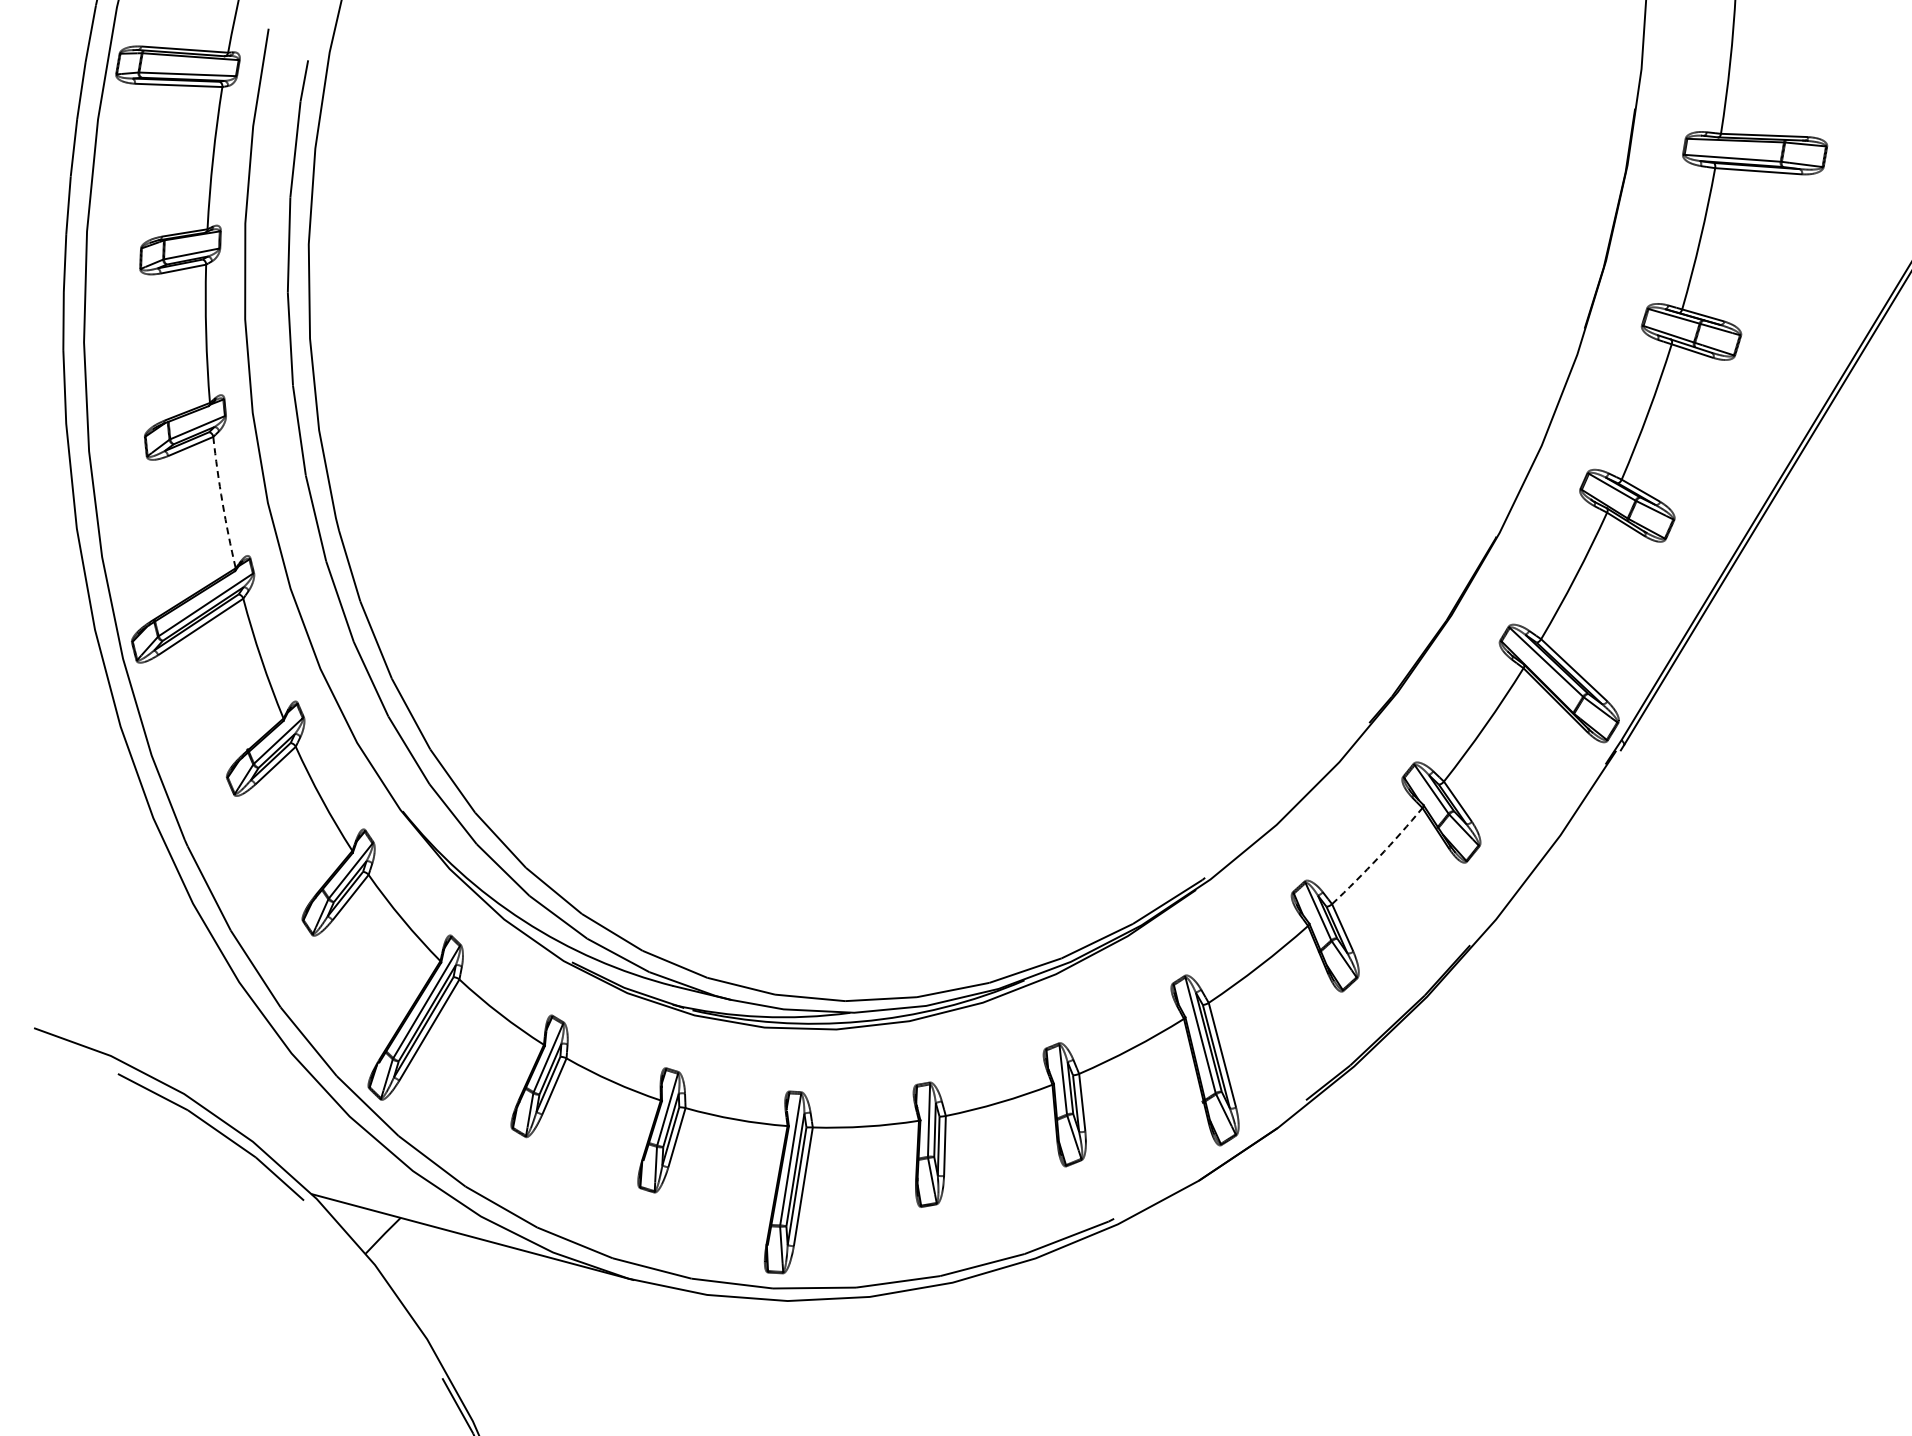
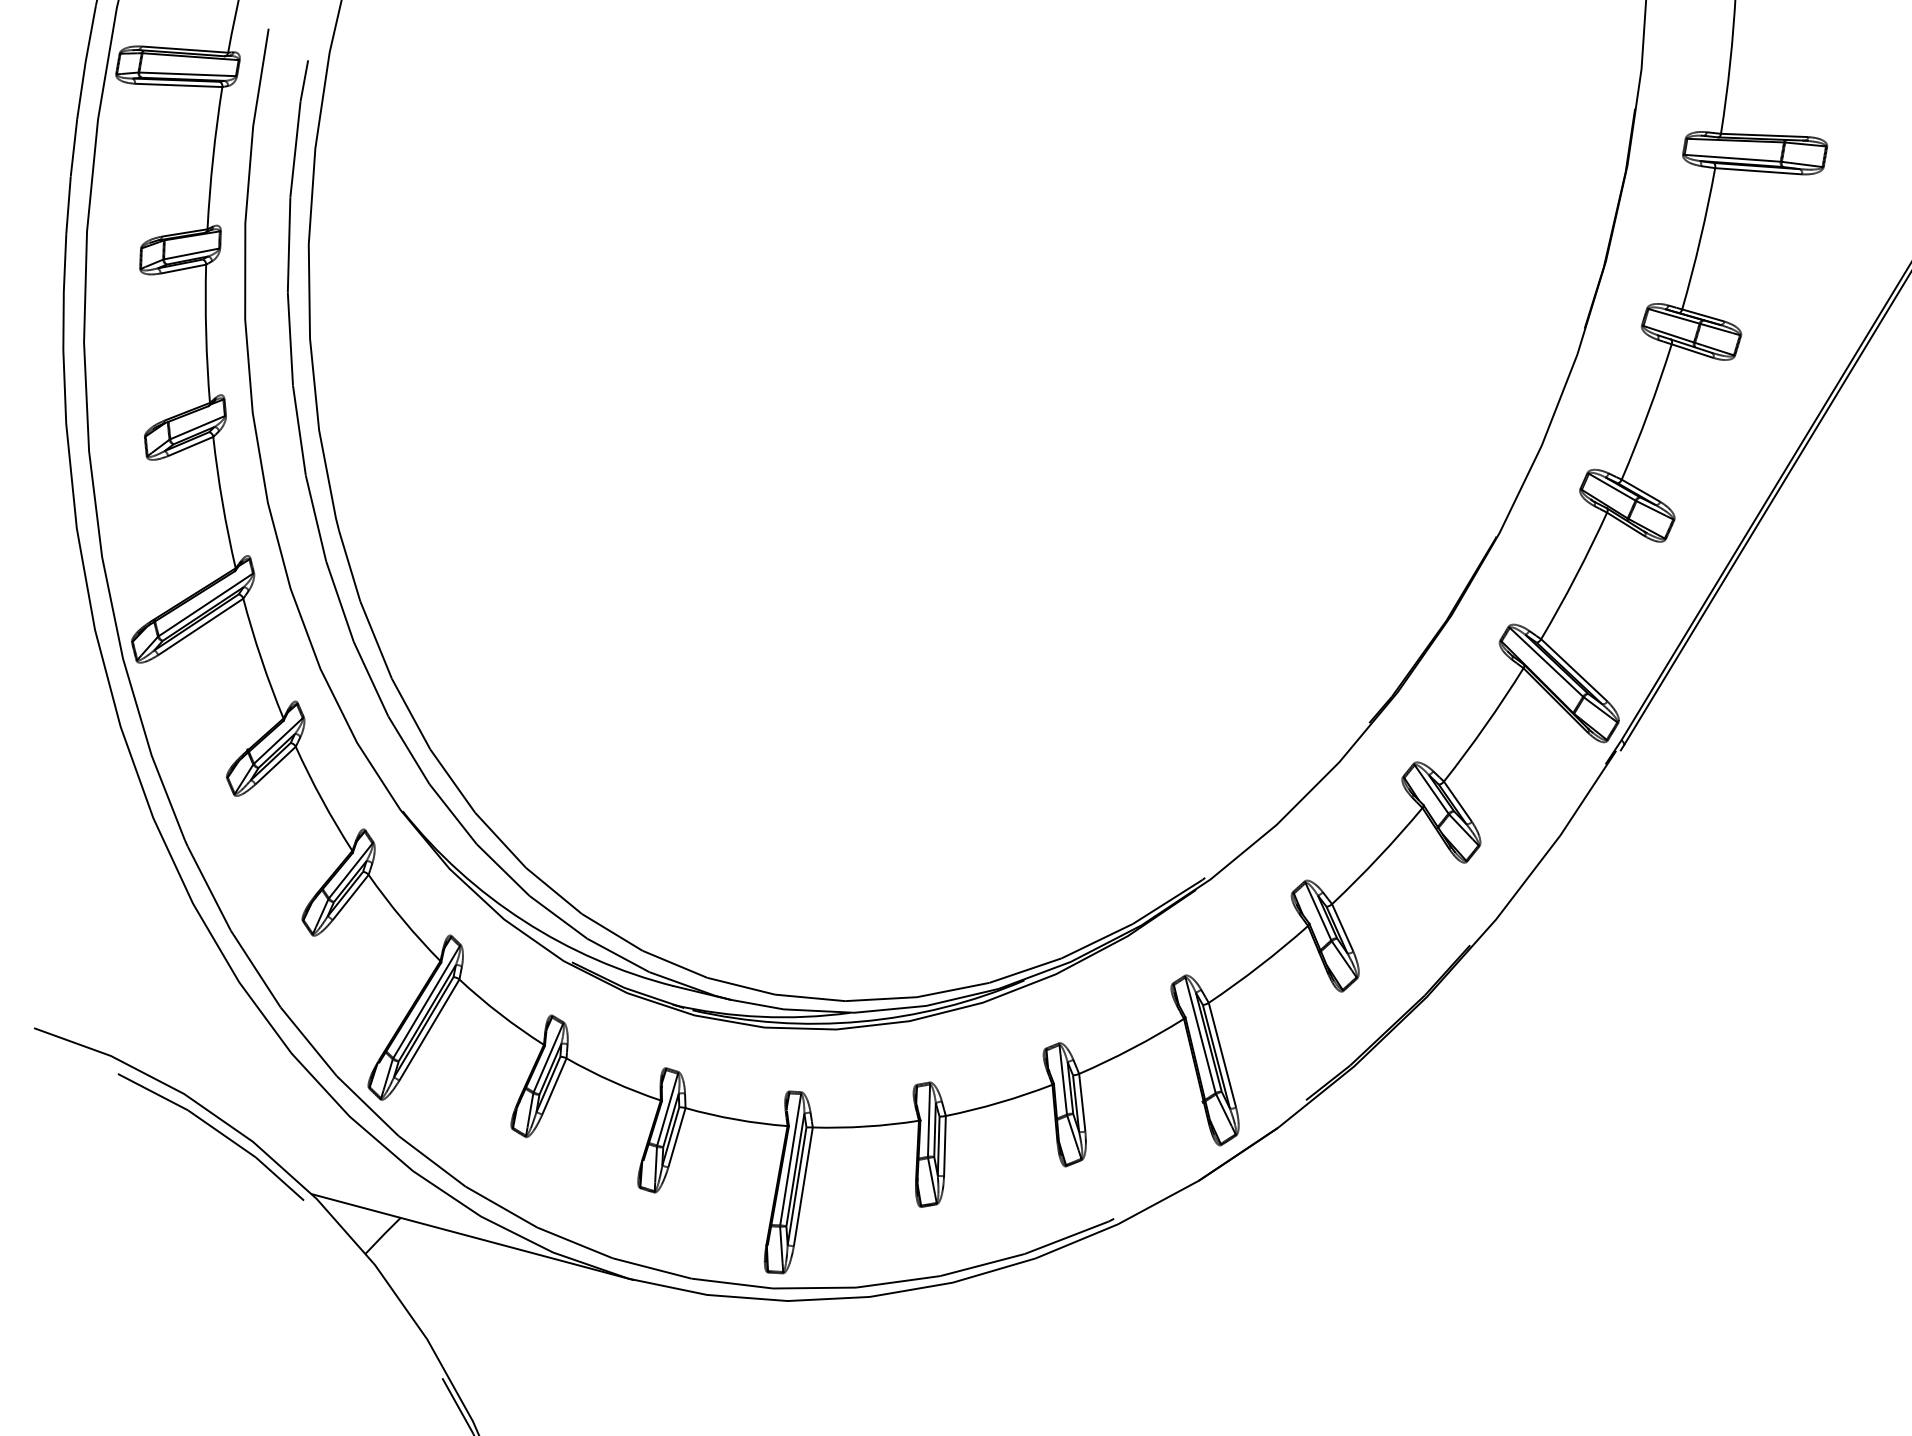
arc: dashed -> solid (222, 502)
arc: dashed -> solid (1378, 857)
